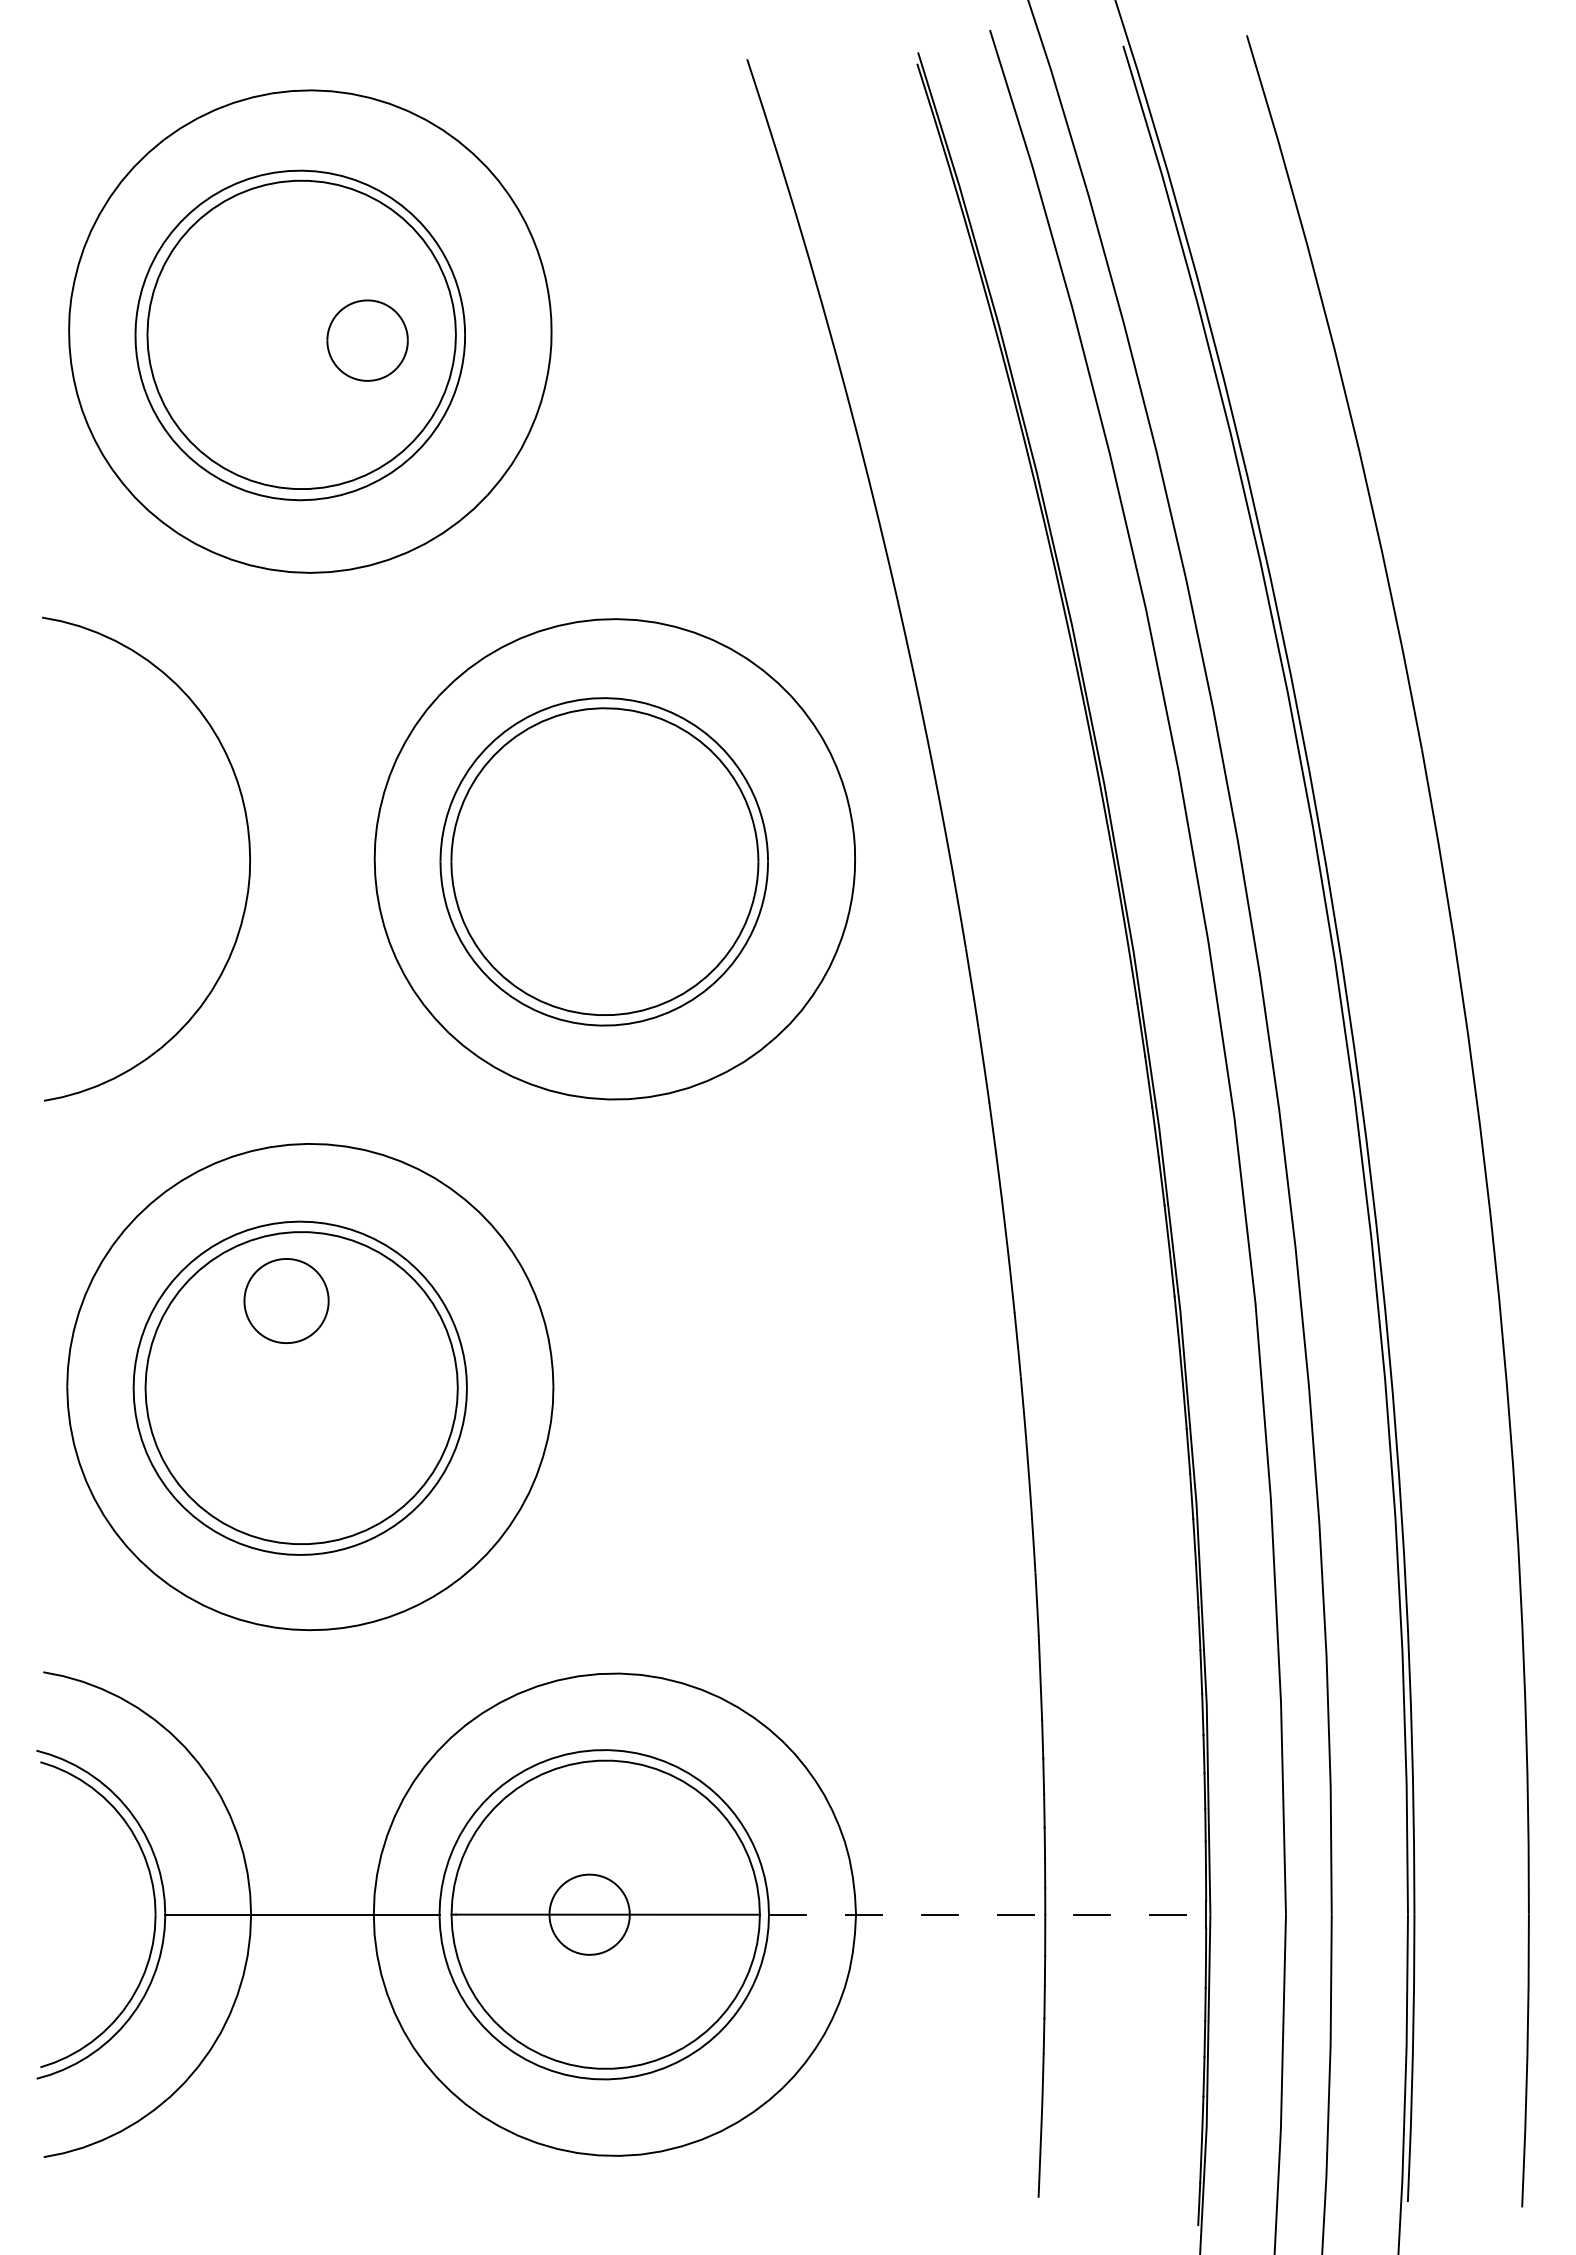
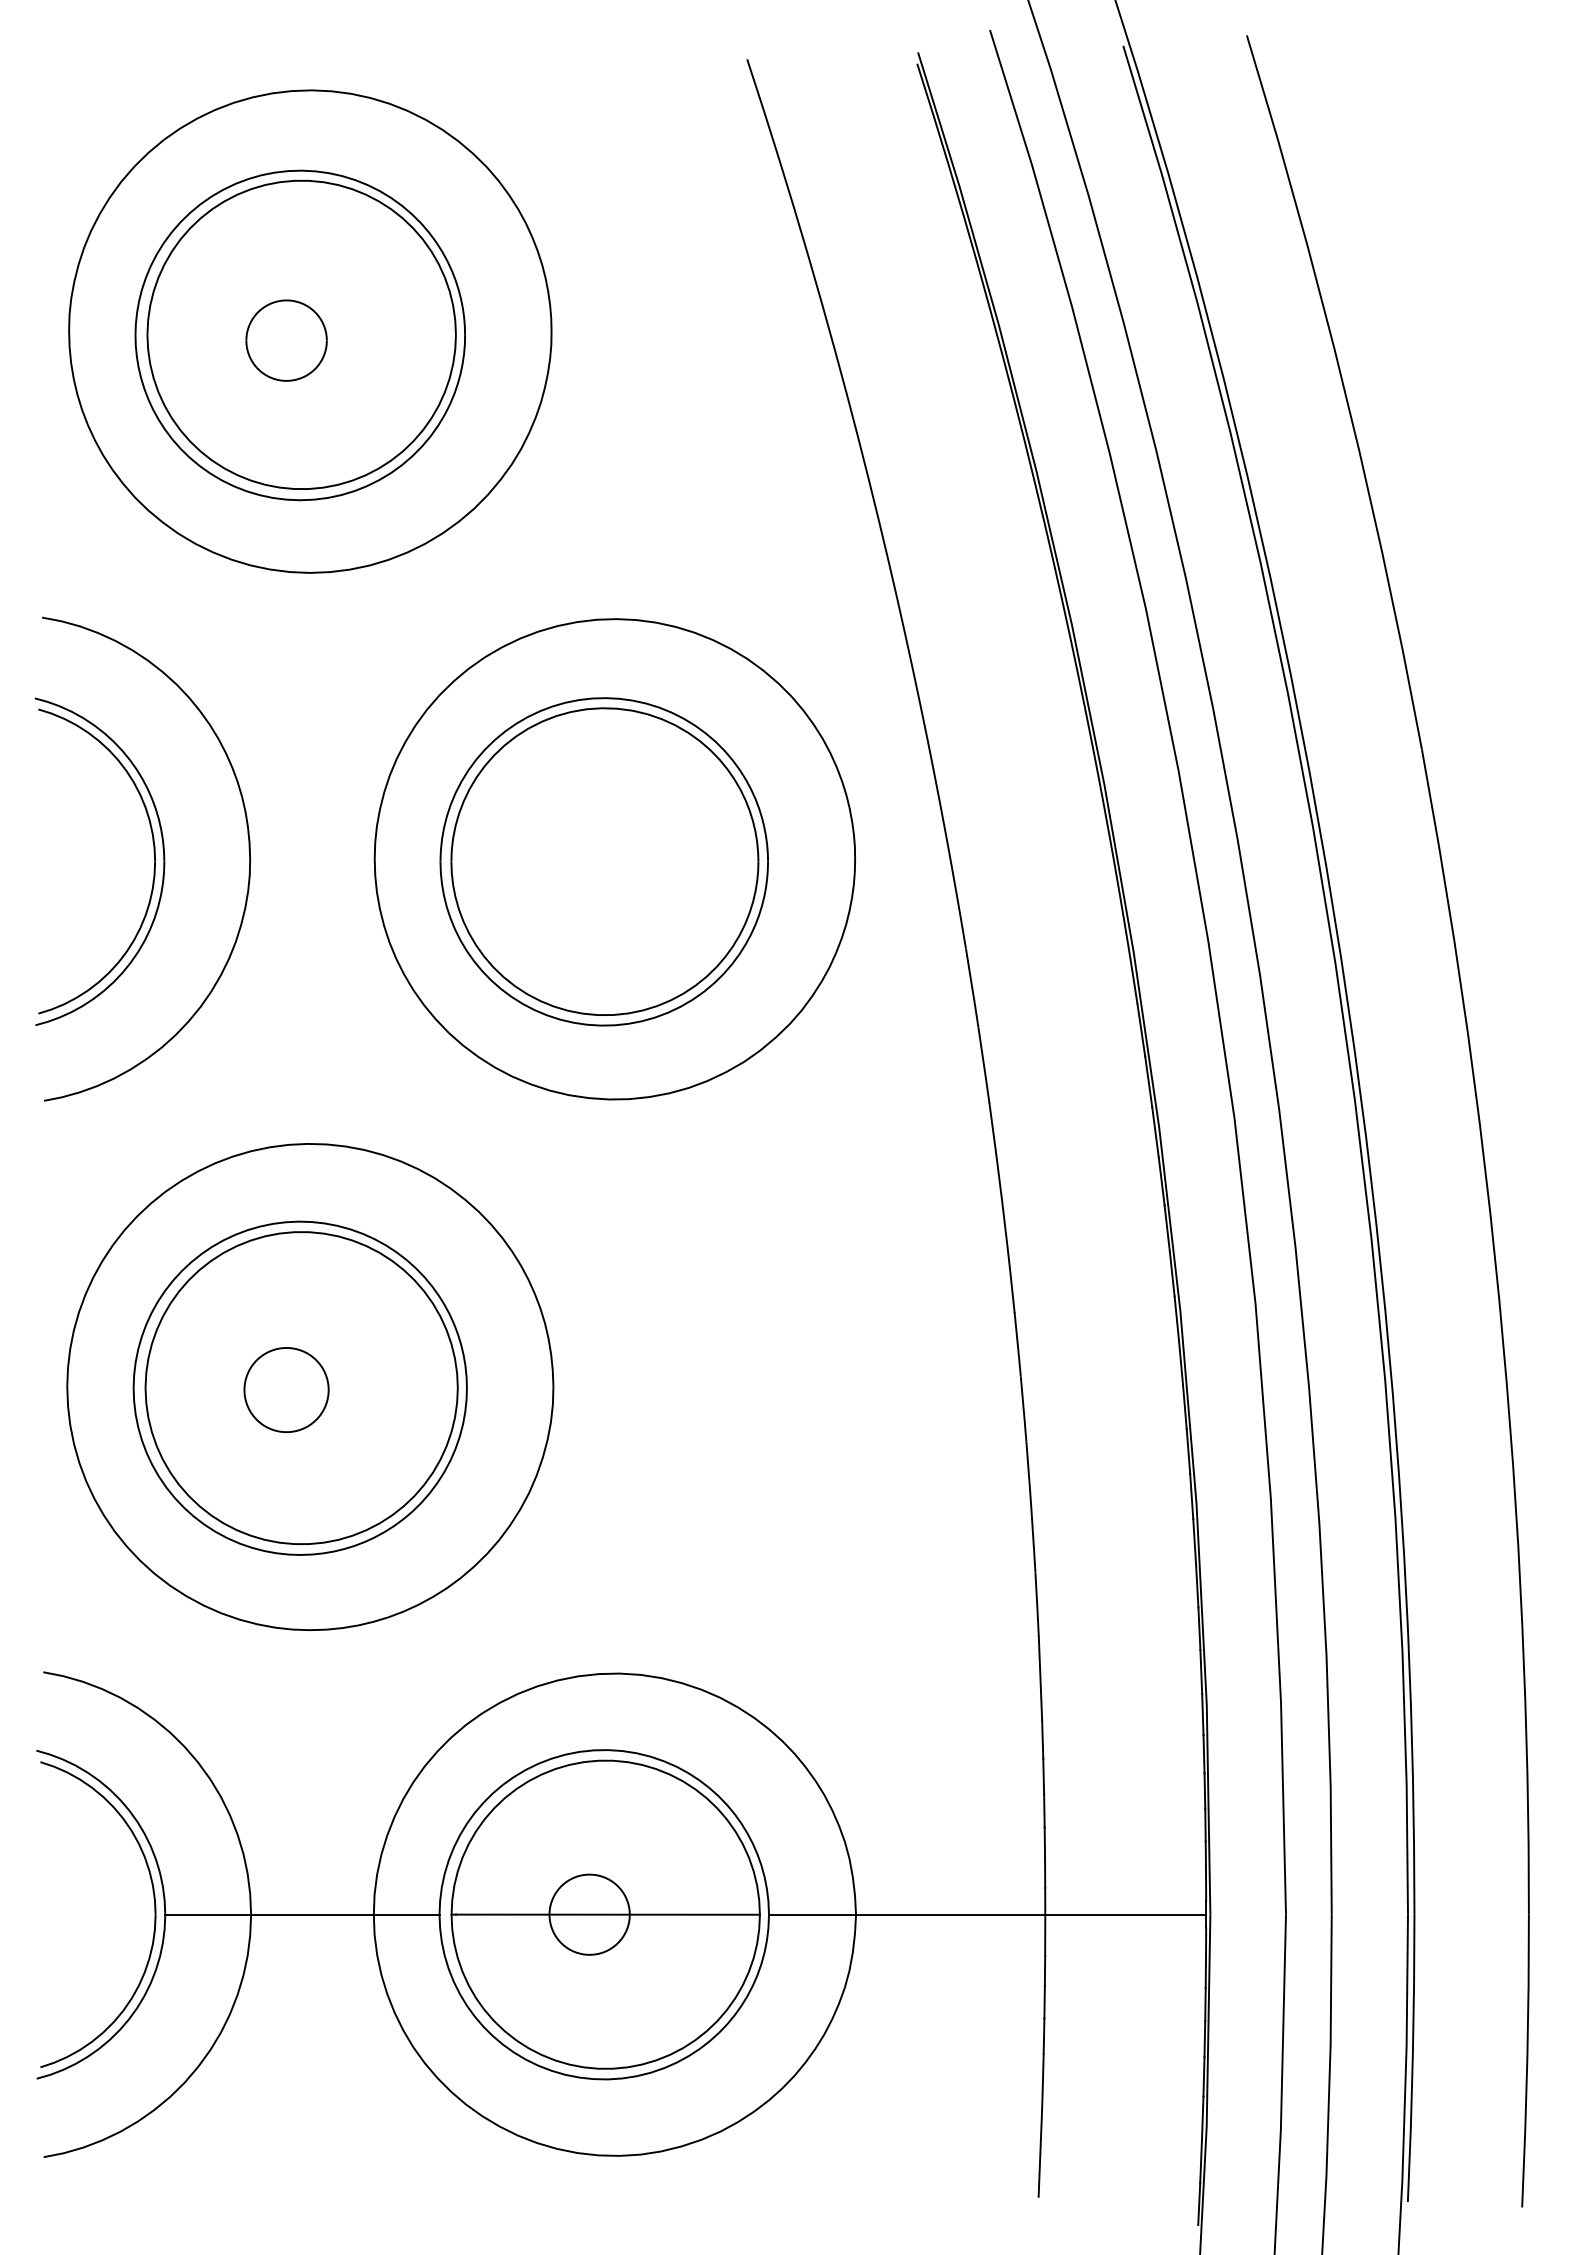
part position: (367, 340) -> (286, 340) (286, 340)
part: none -> present (153, 853)
part position: (286, 1300) -> (286, 1389) (286, 1389)
line: dashed -> solid (987, 1914)
